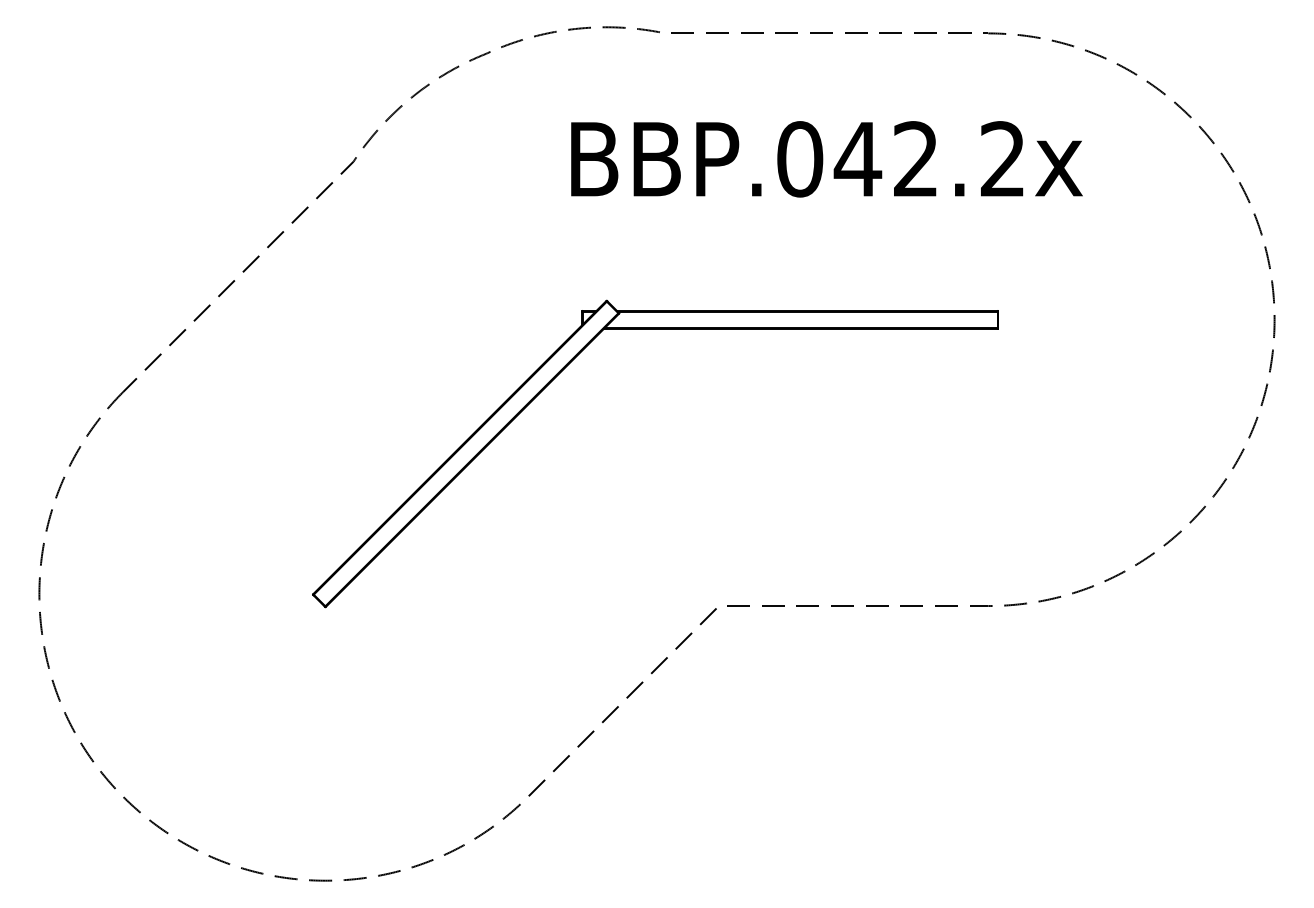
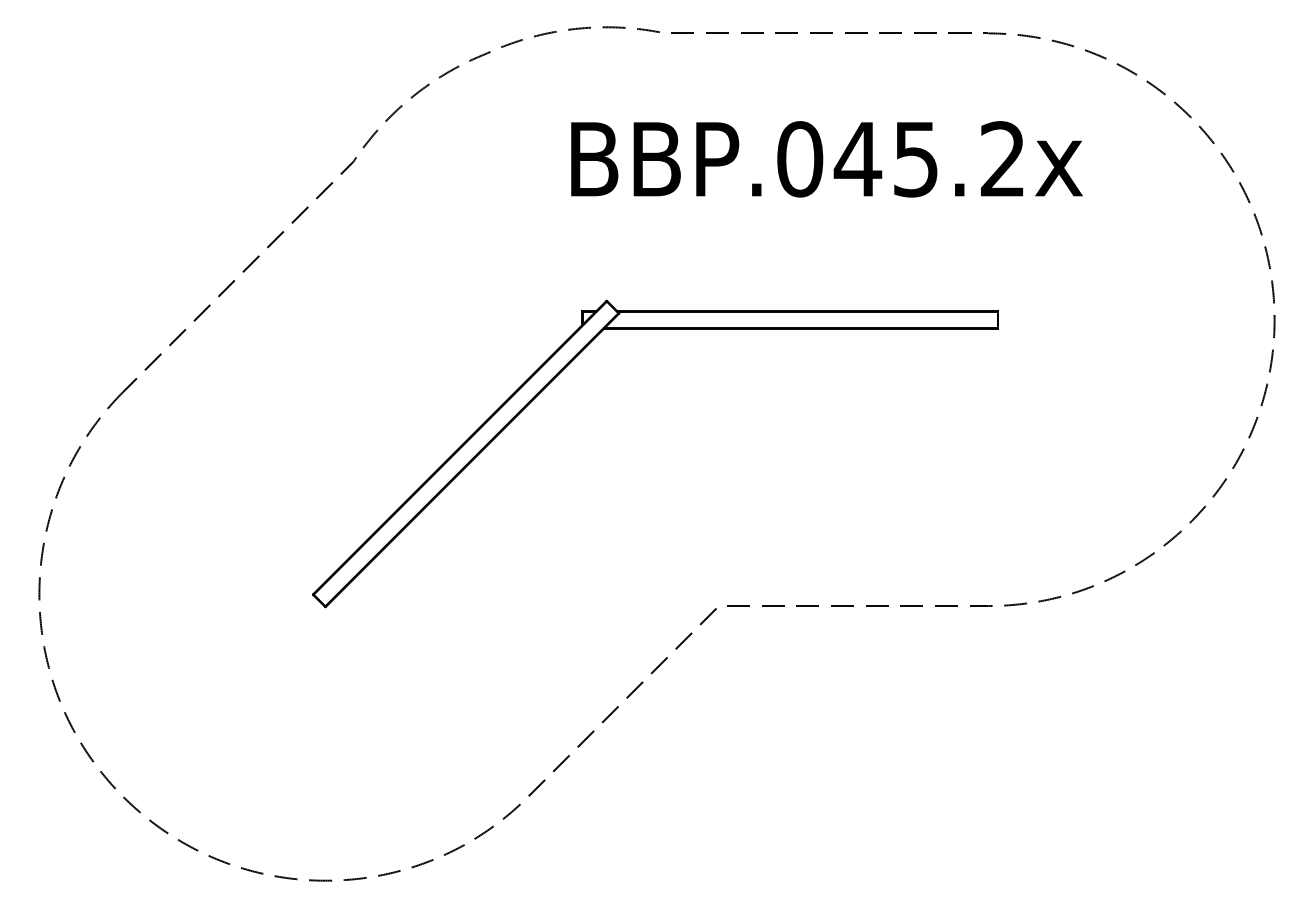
text: BBP.042.2x -> BBP.045.2x (915, 159)
